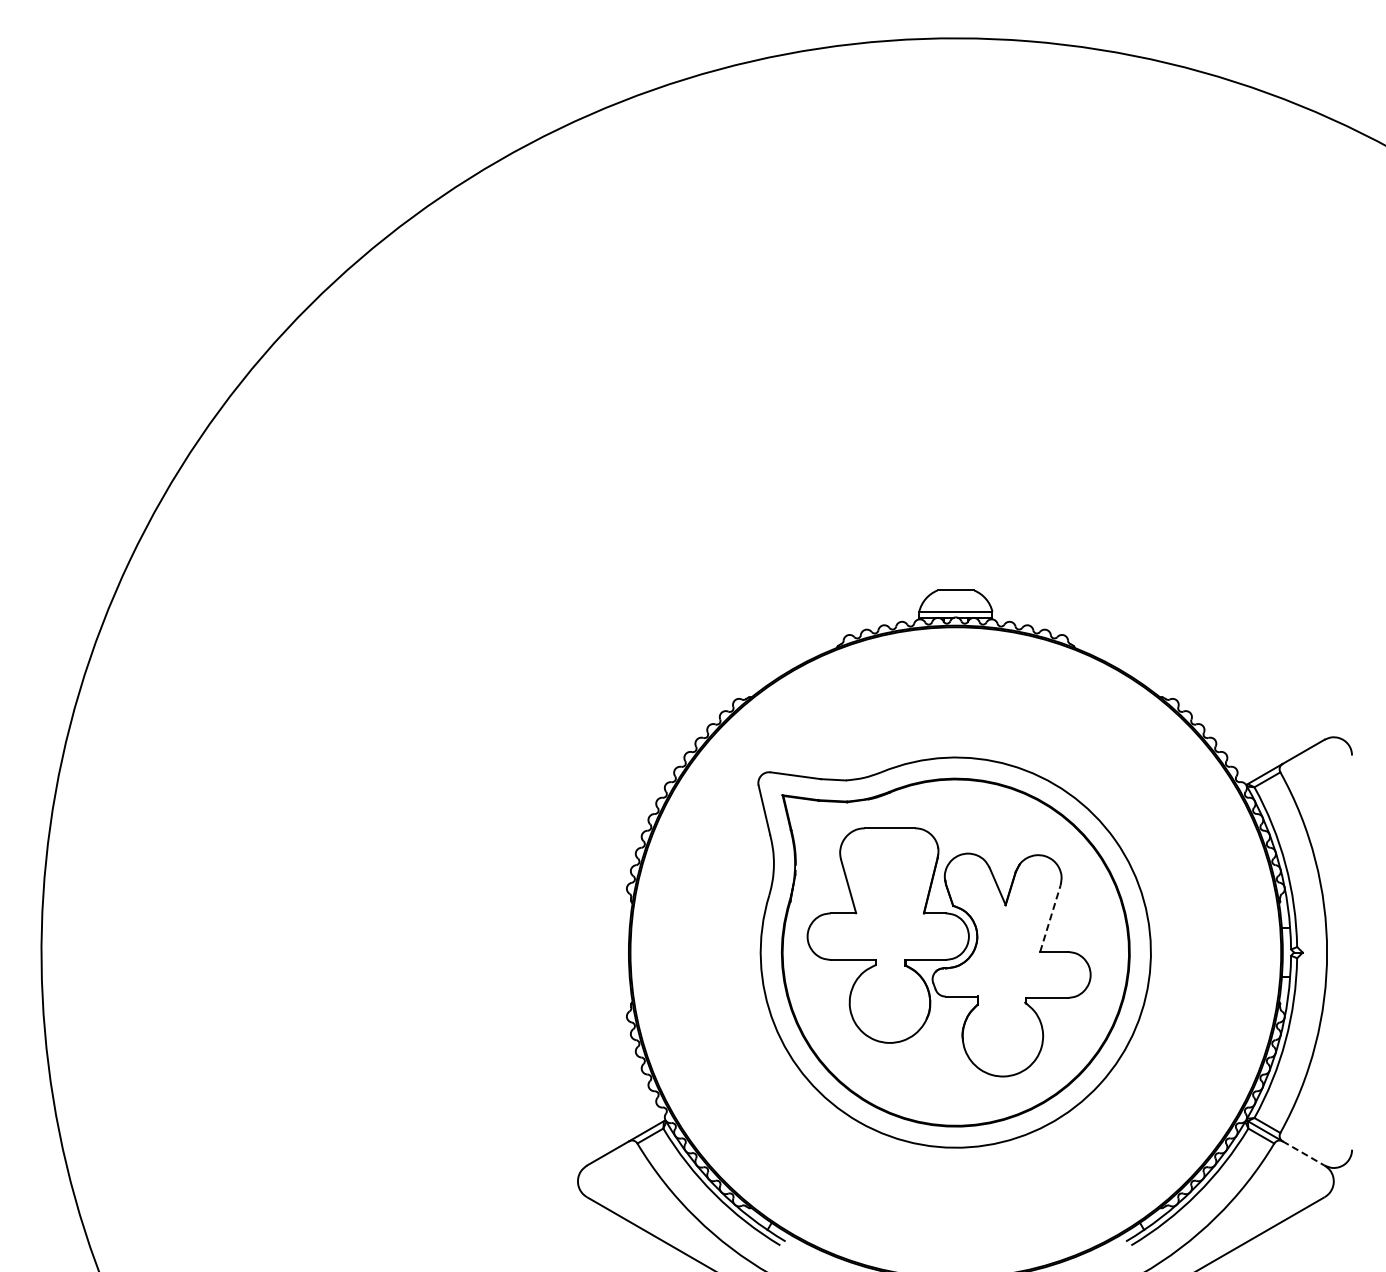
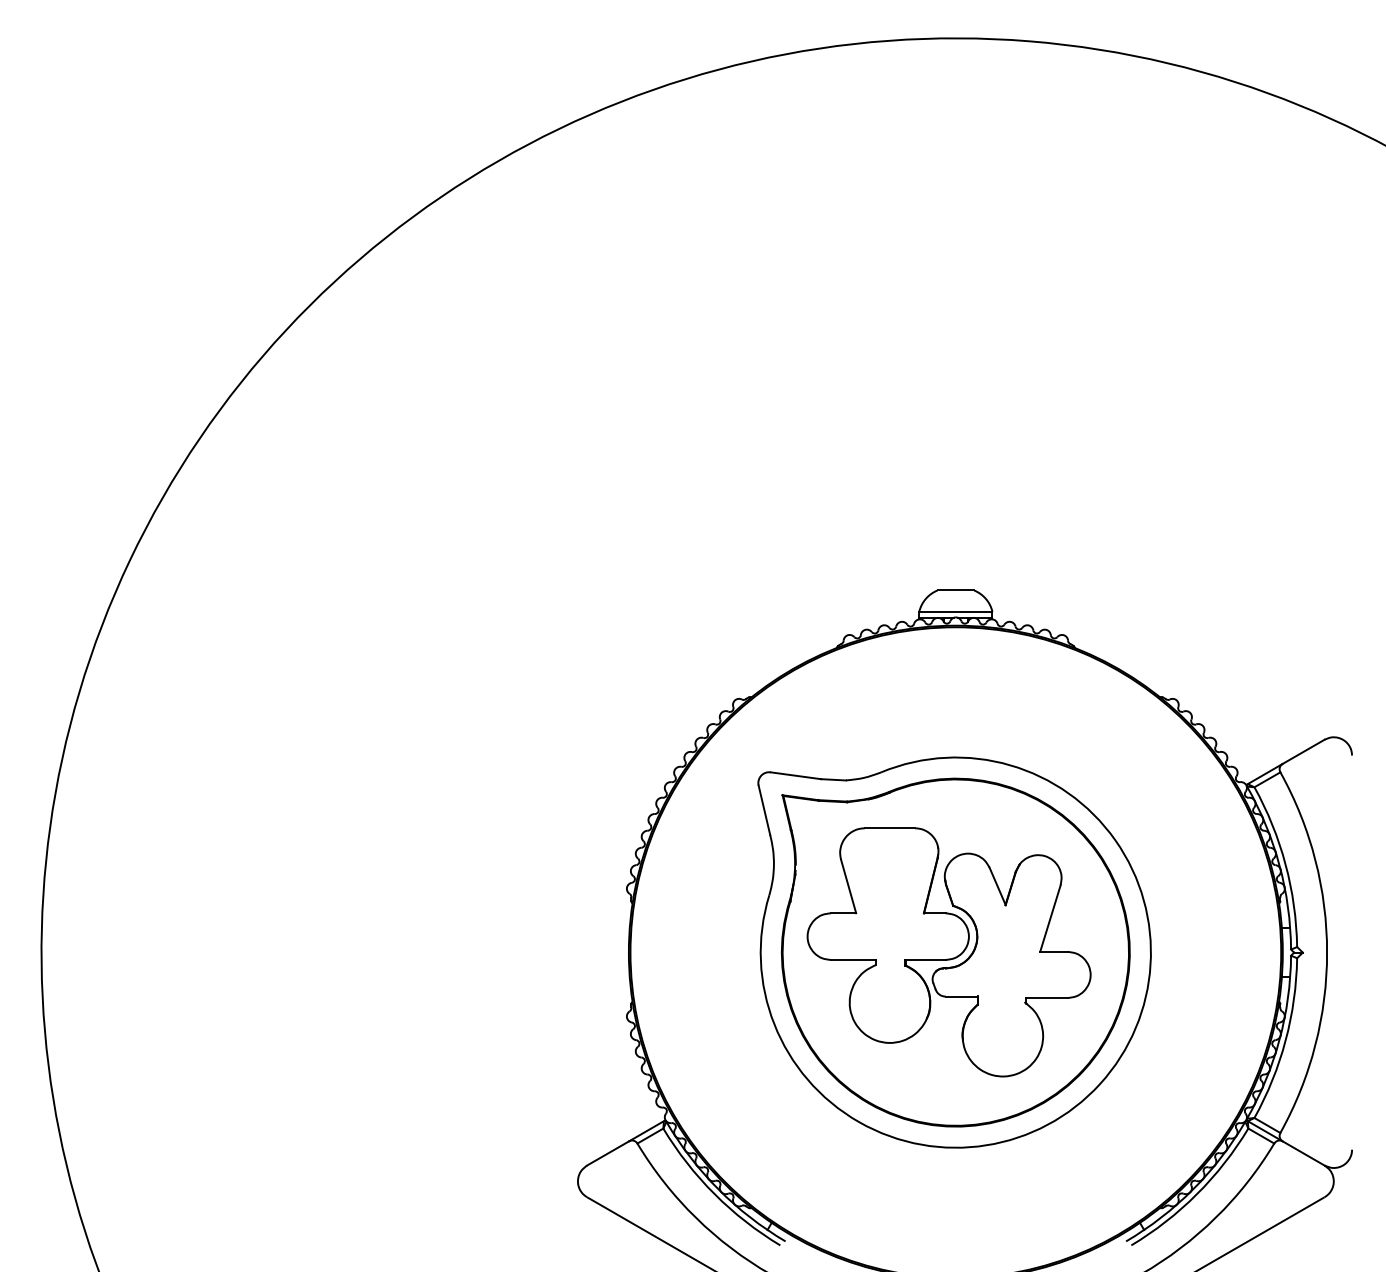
line: dashed -> solid (1050, 918)
line: dashed -> solid (1304, 1153)
